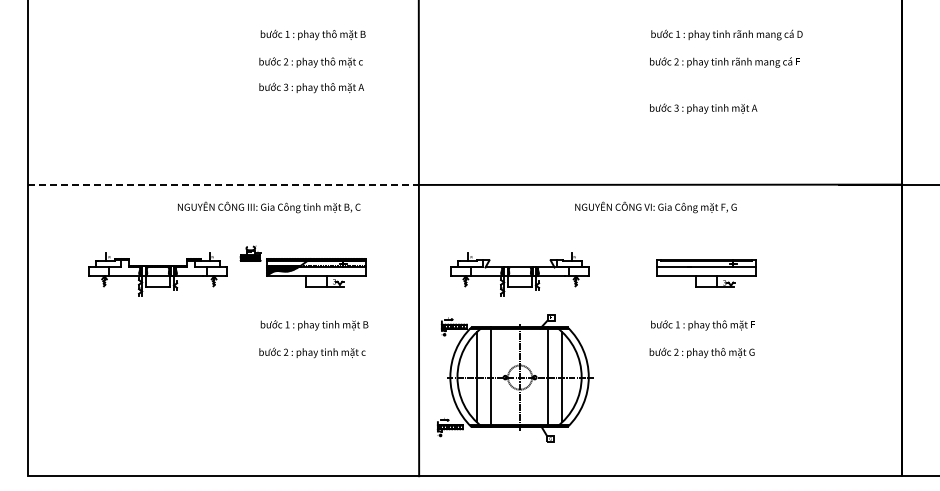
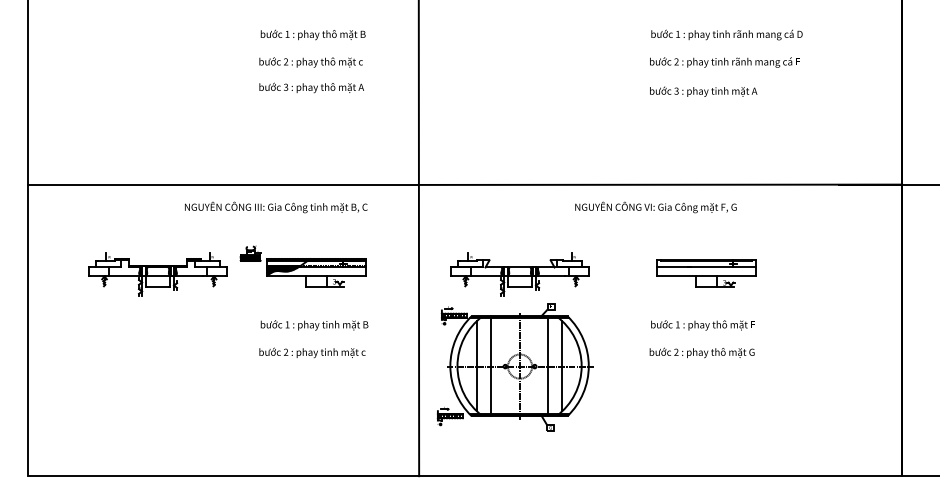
text position: (703, 108) -> (703, 91) (703, 91)
line: dashed -> solid (223, 184)
text position: (269, 207) -> (276, 207) (276, 207)
part position: (514, 378) -> (514, 367) (514, 367)
